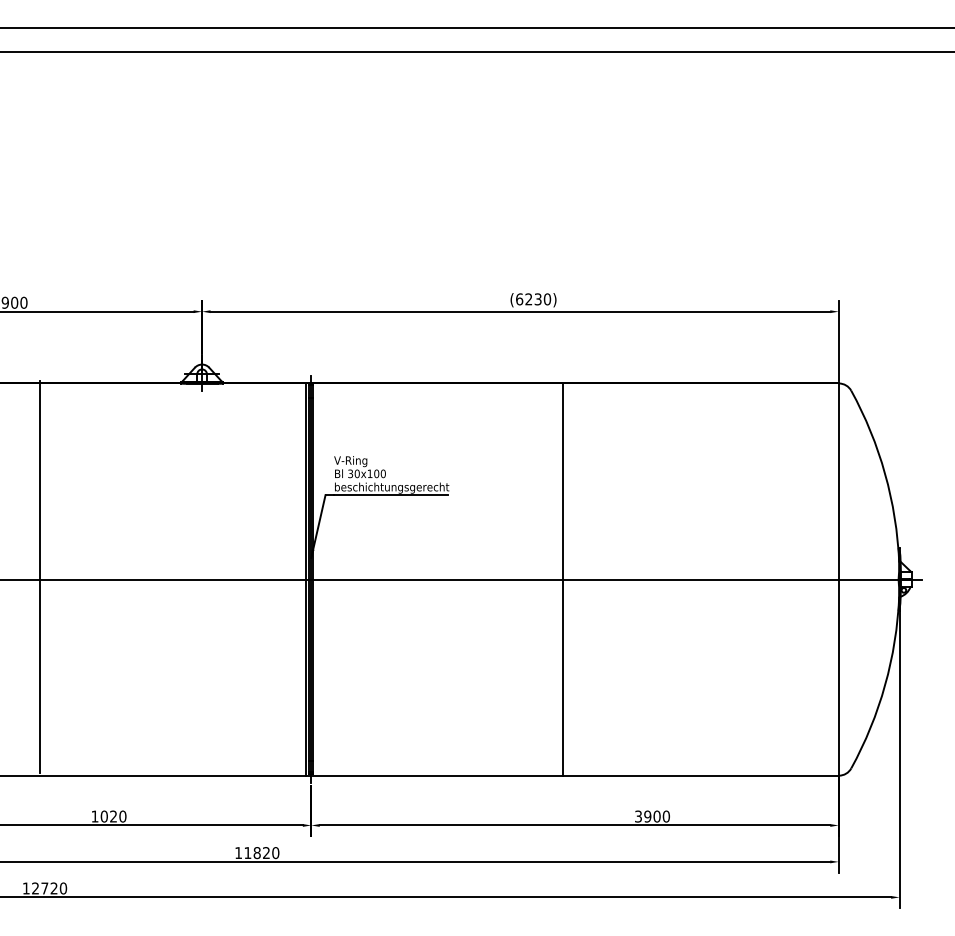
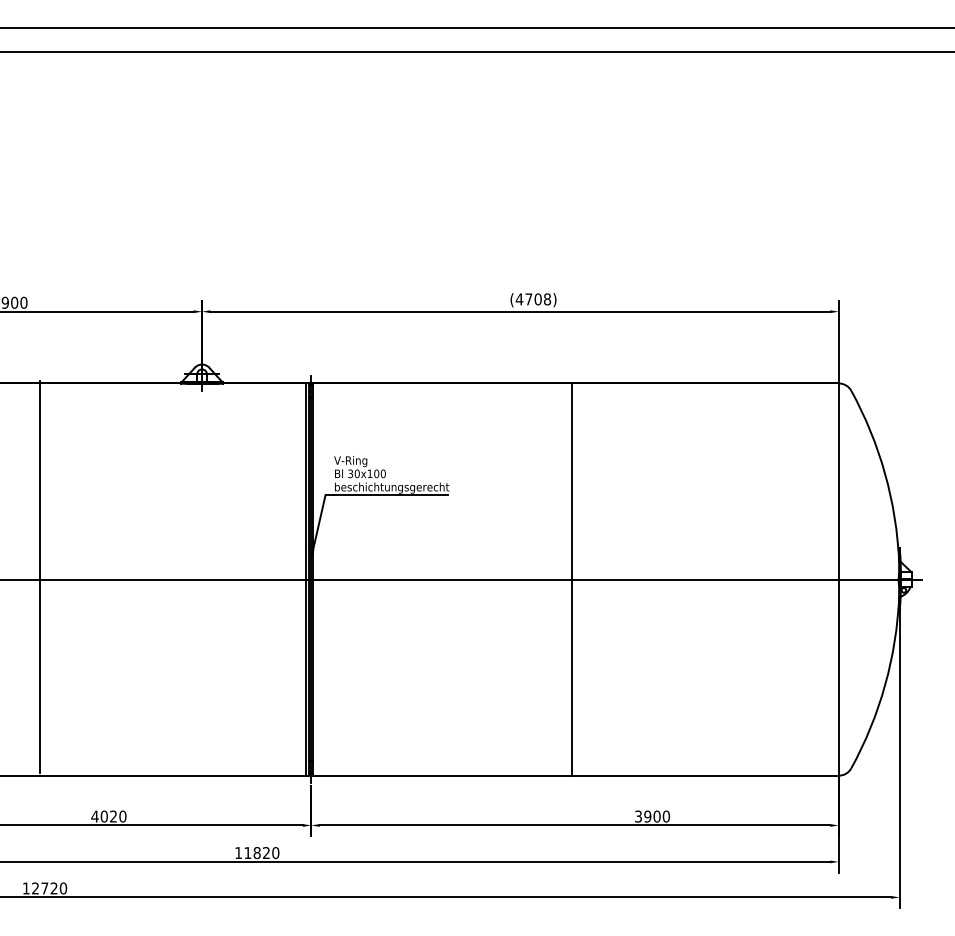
text: (6230) -> (4708) (533, 299)
line position: (563, 579) -> (572, 579) (572, 579)
text: 1020 -> 4020 (94, 816)
